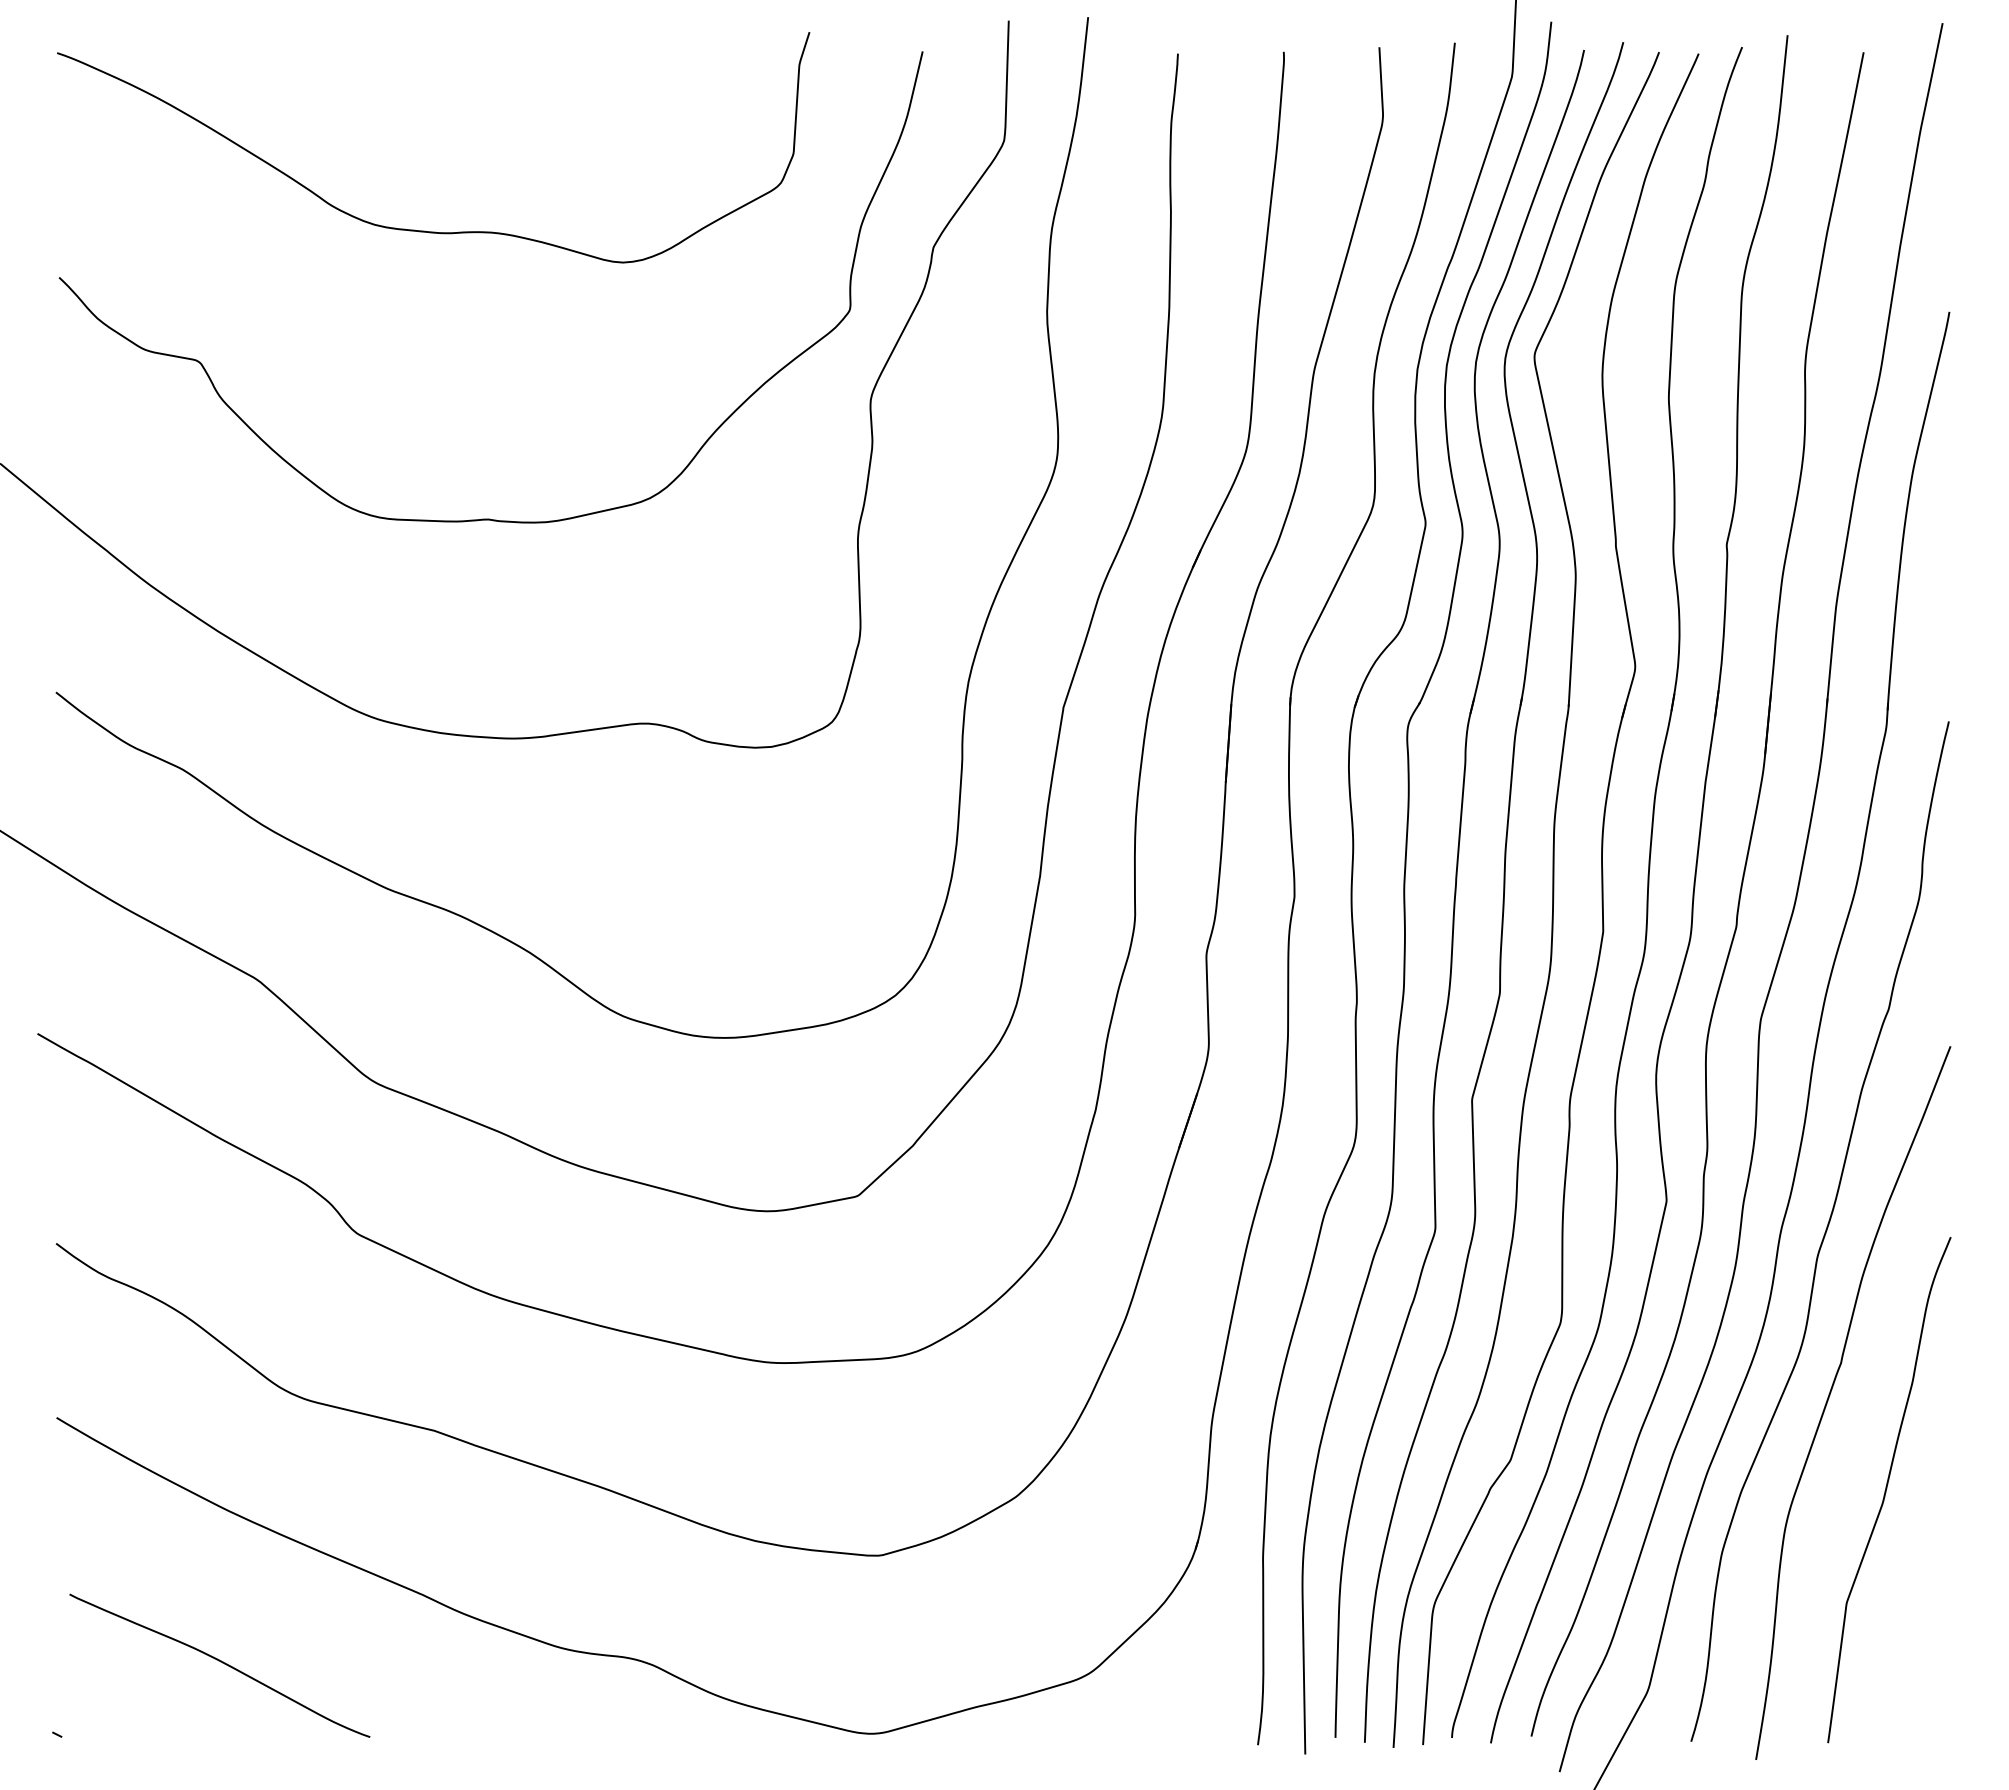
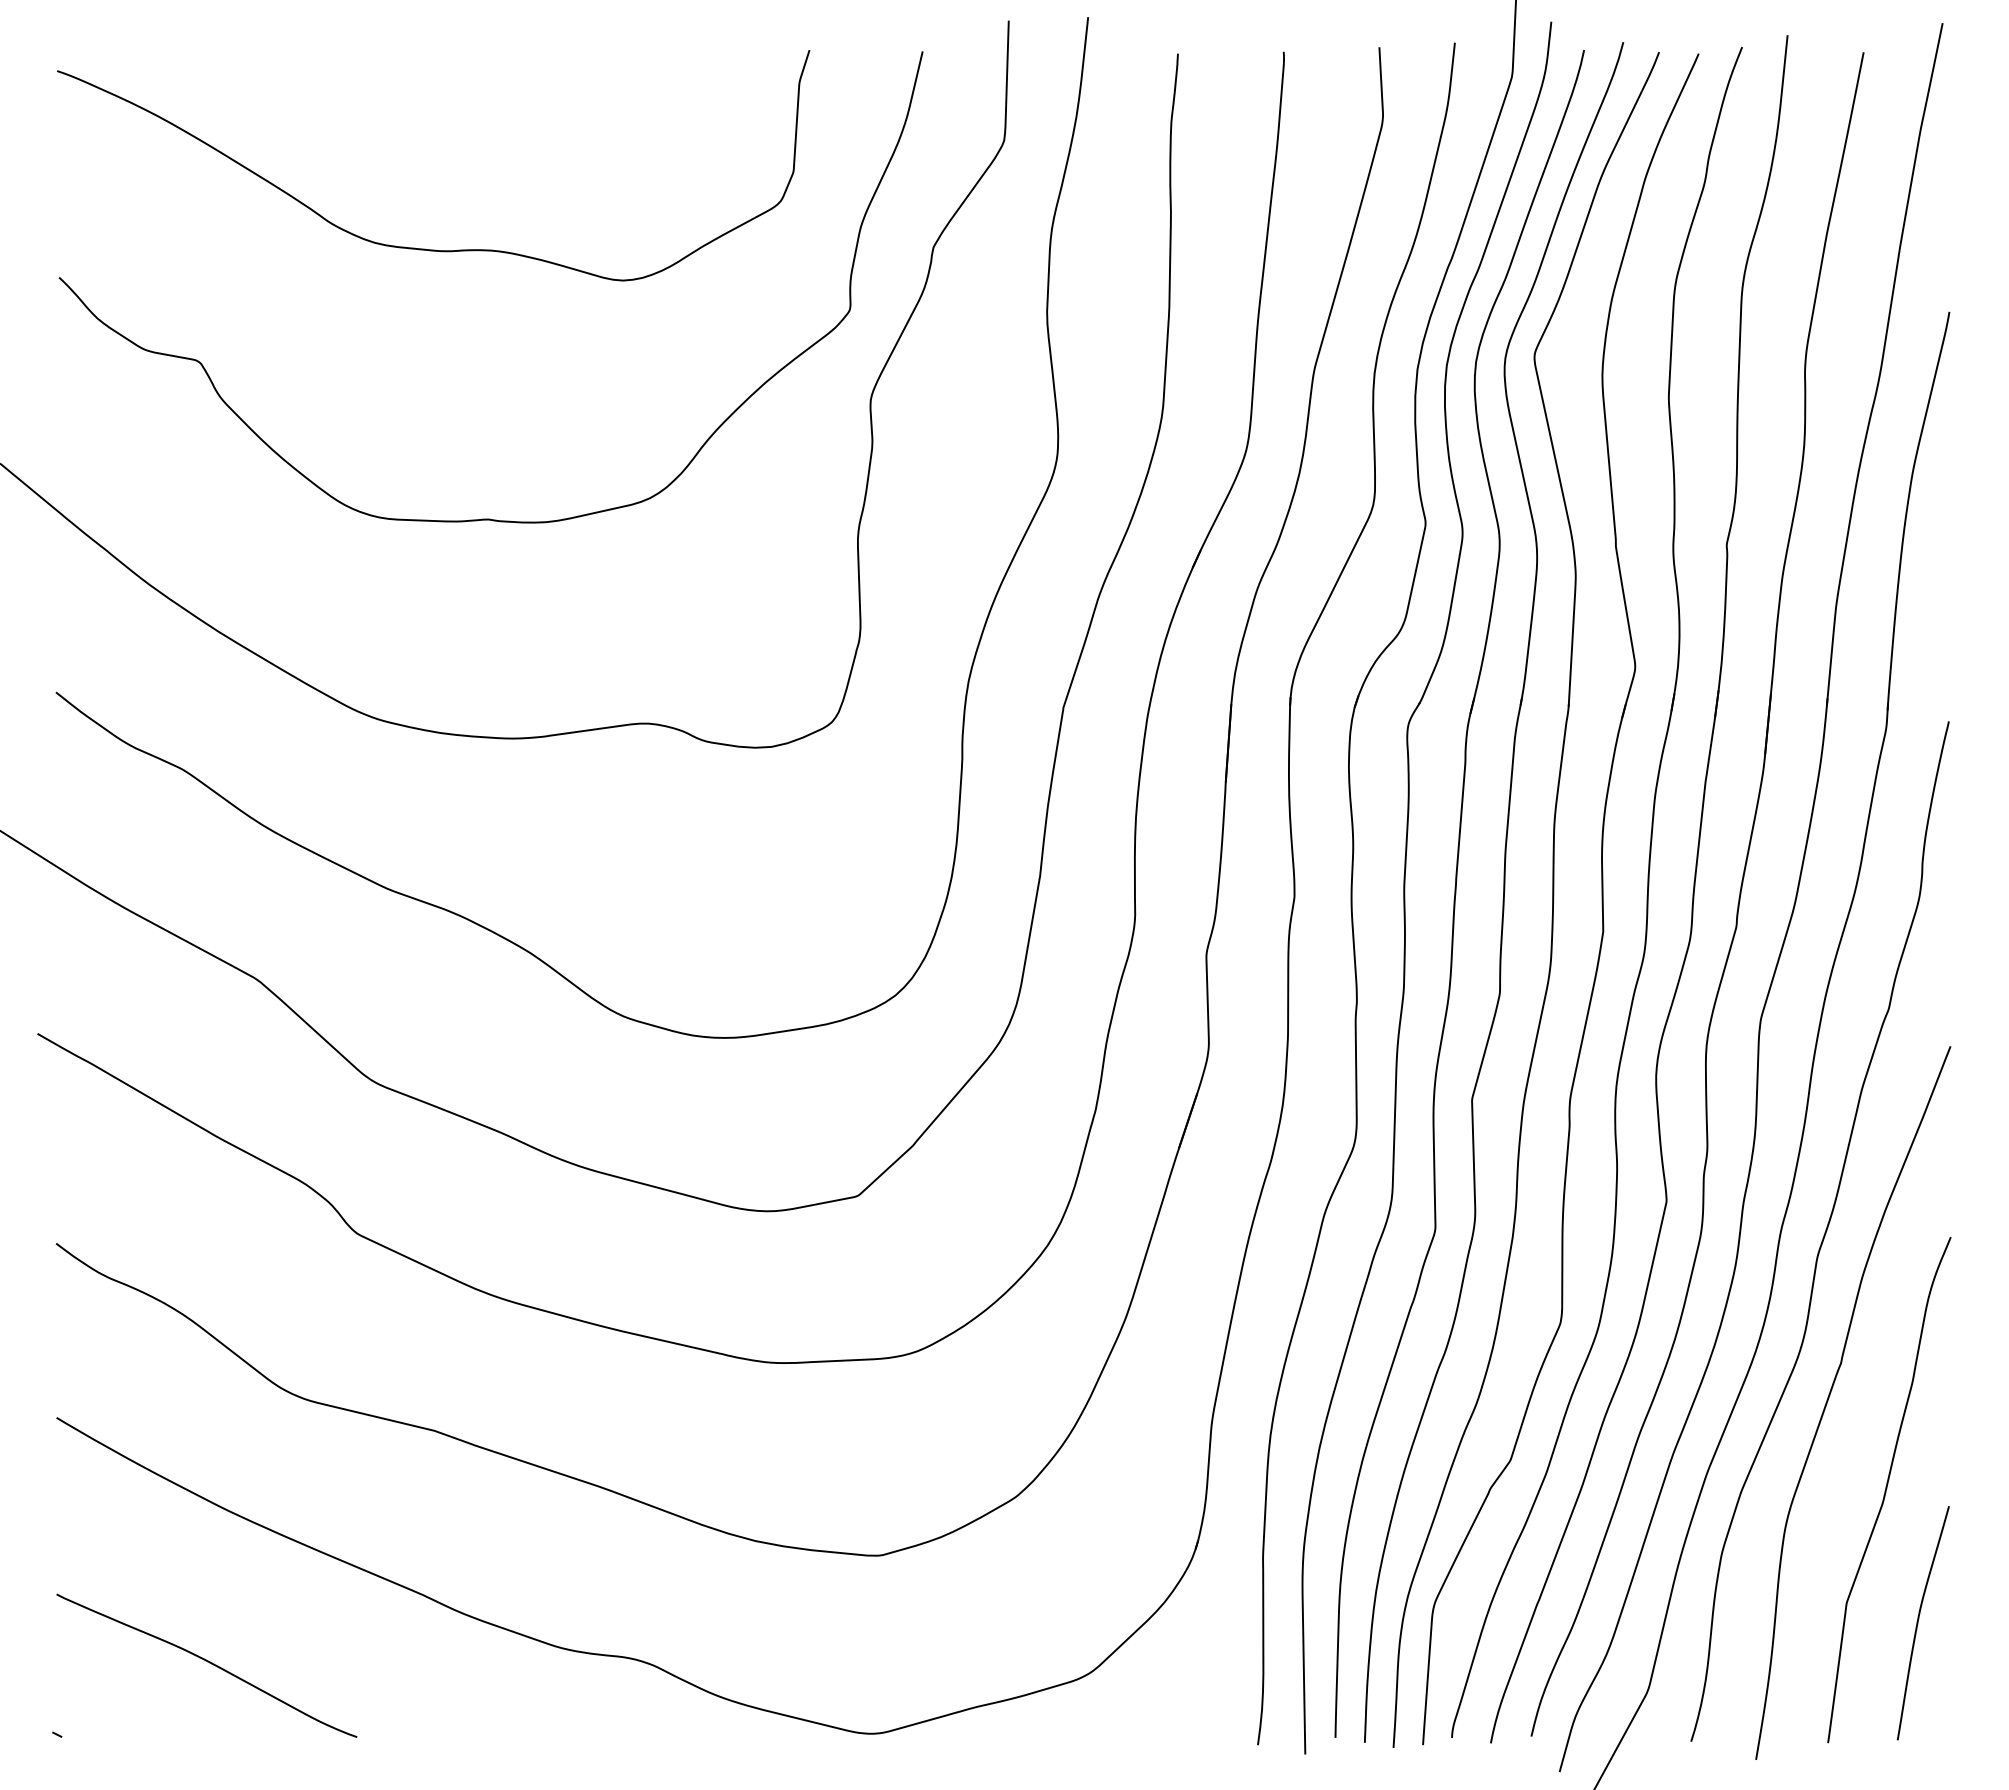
curve position: (425, 230) -> (425, 248) (425, 248)
curve: none -> present (1918, 1623)
curve position: (220, 1662) -> (207, 1662) (207, 1662)
